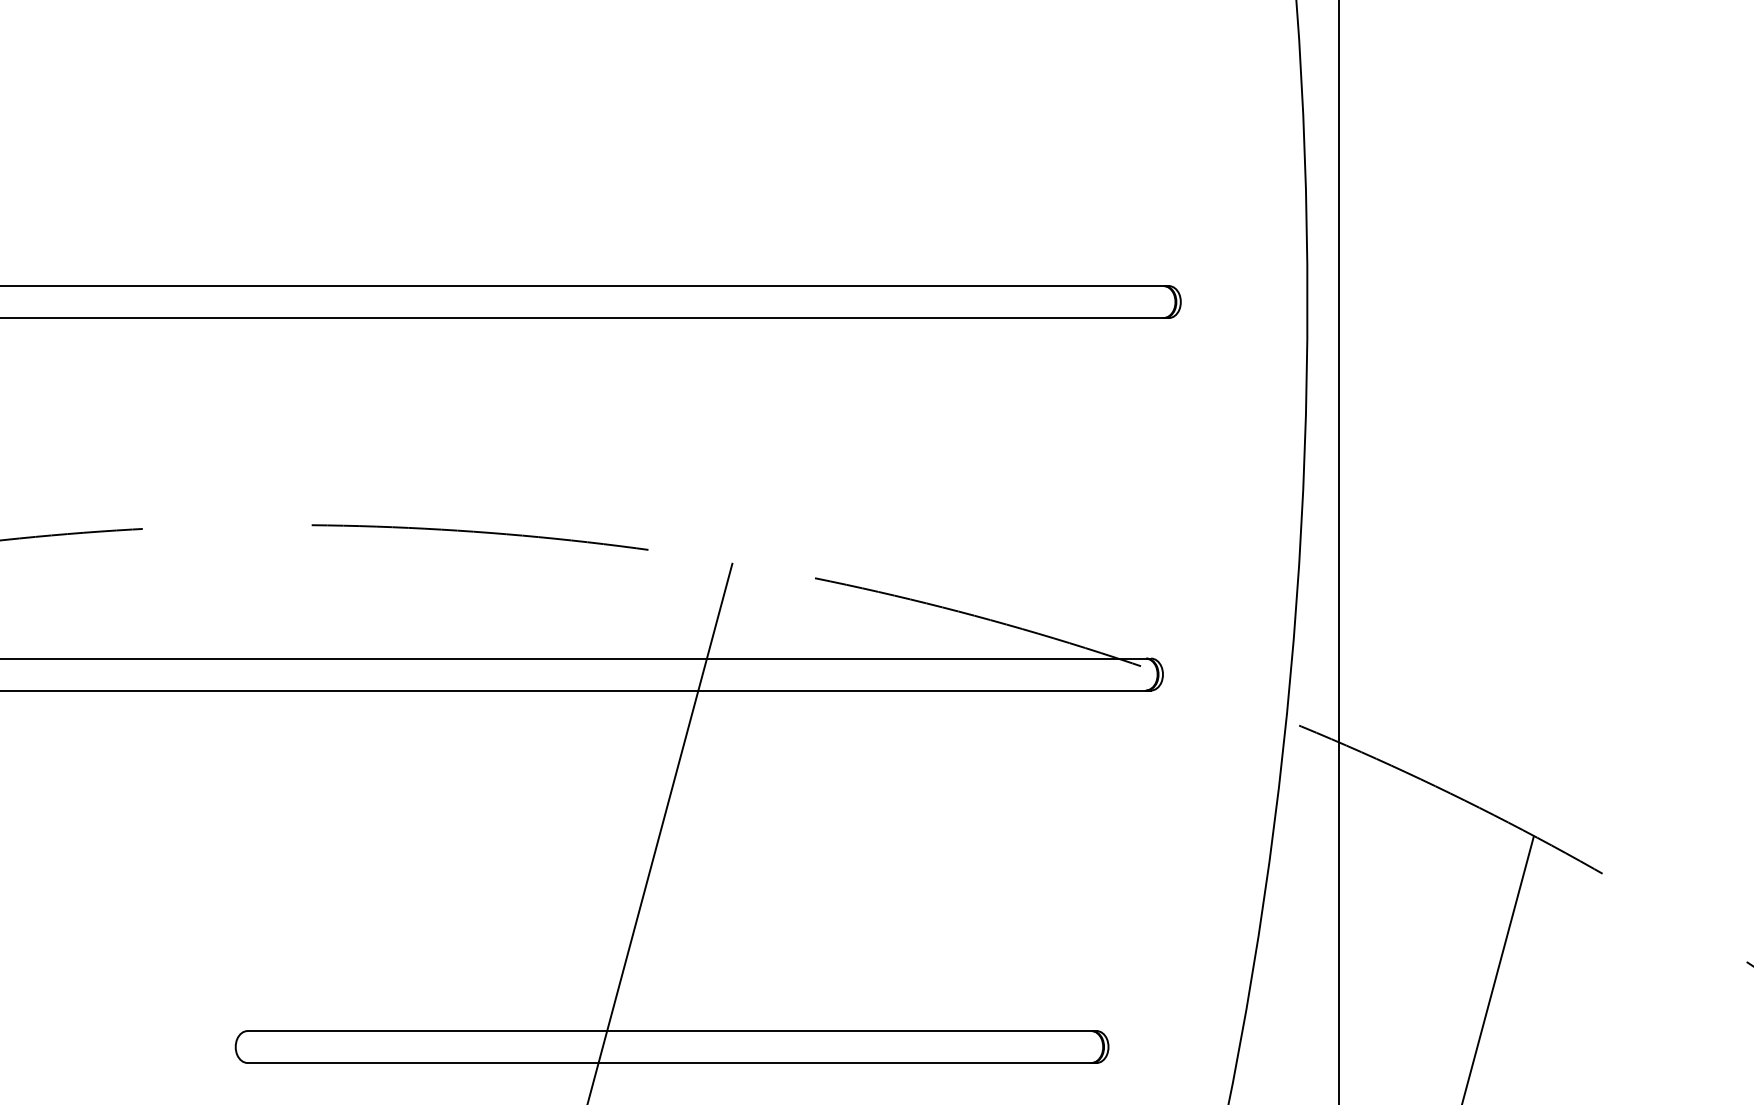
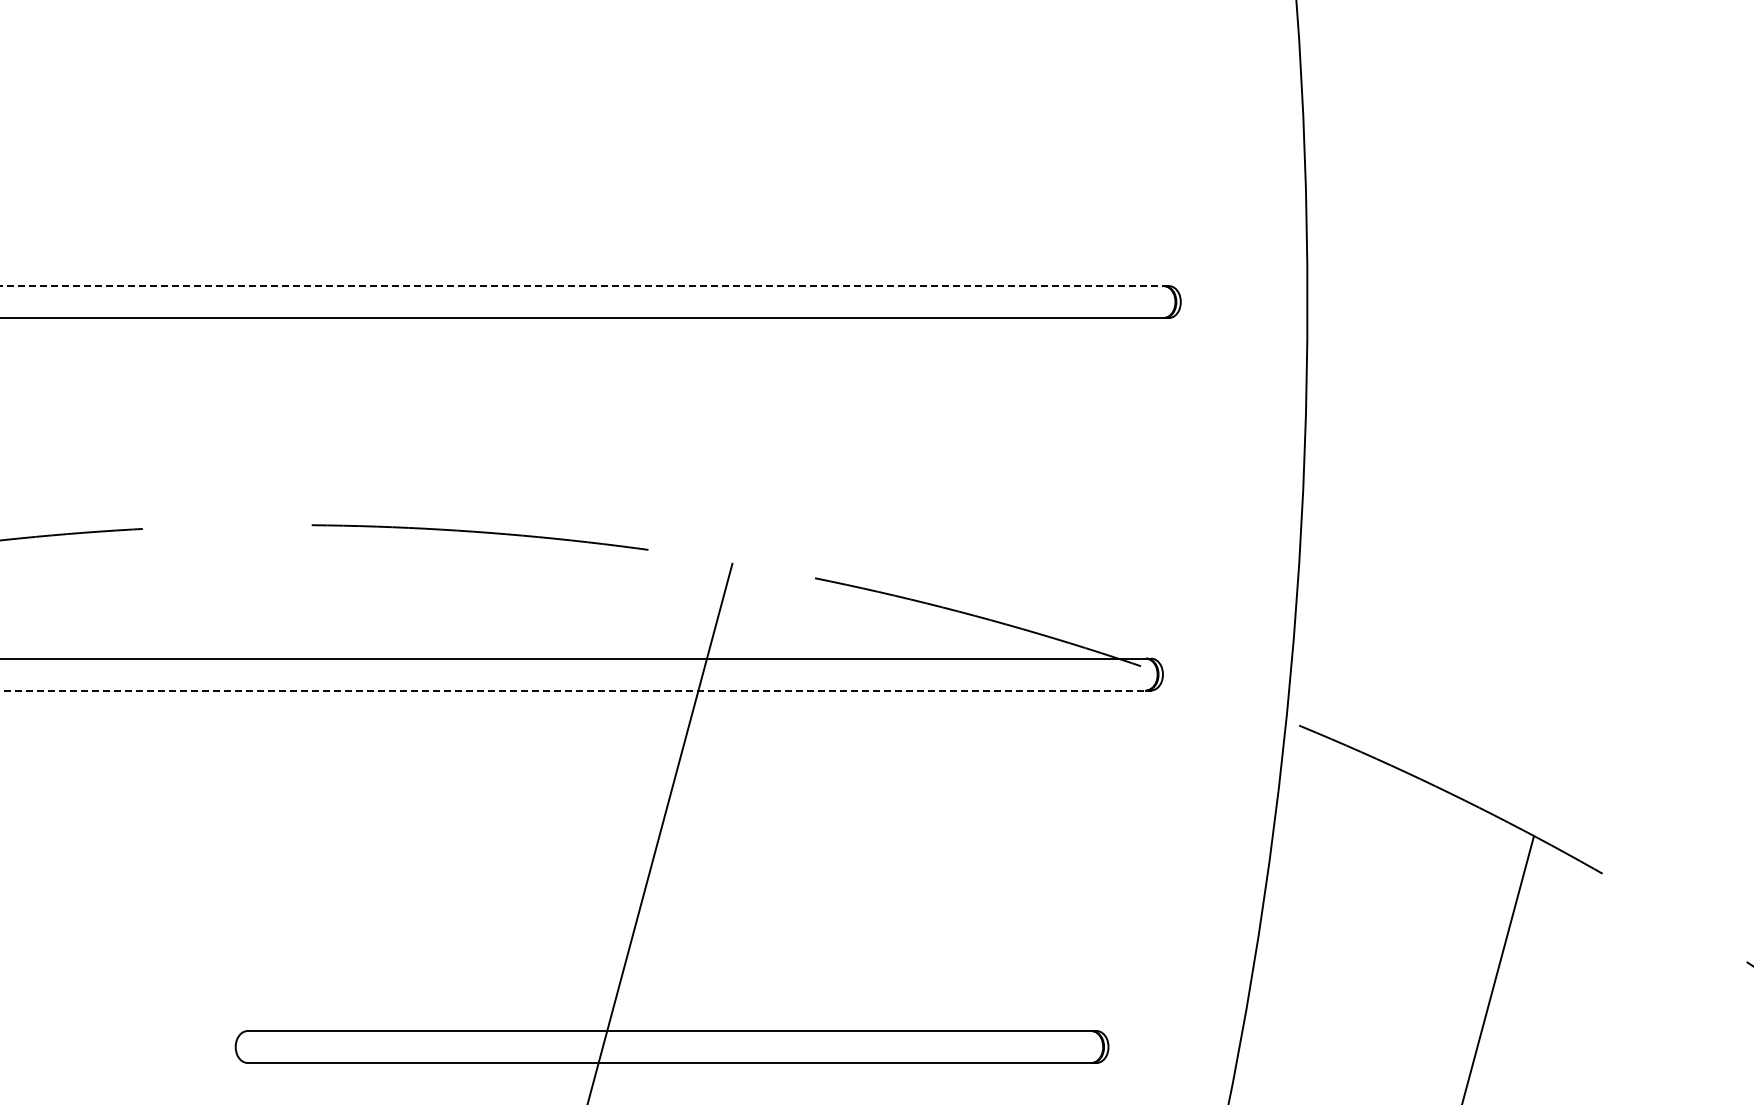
line: solid -> dashed (584, 286)
line: present -> none (1339, 551)
line: solid -> dashed (576, 690)
